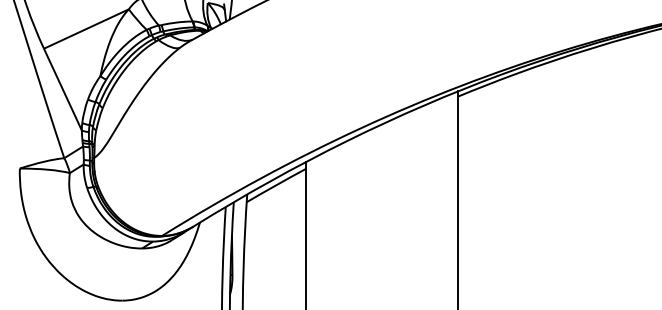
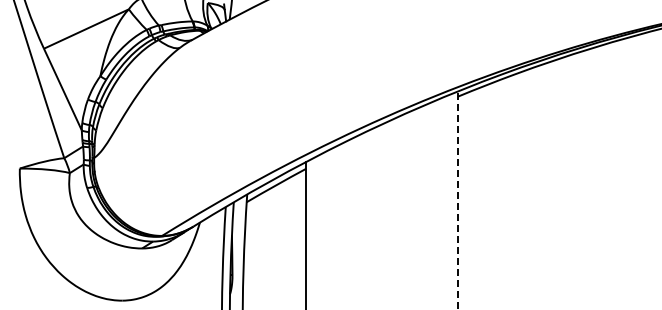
line: solid -> dashed (457, 200)
